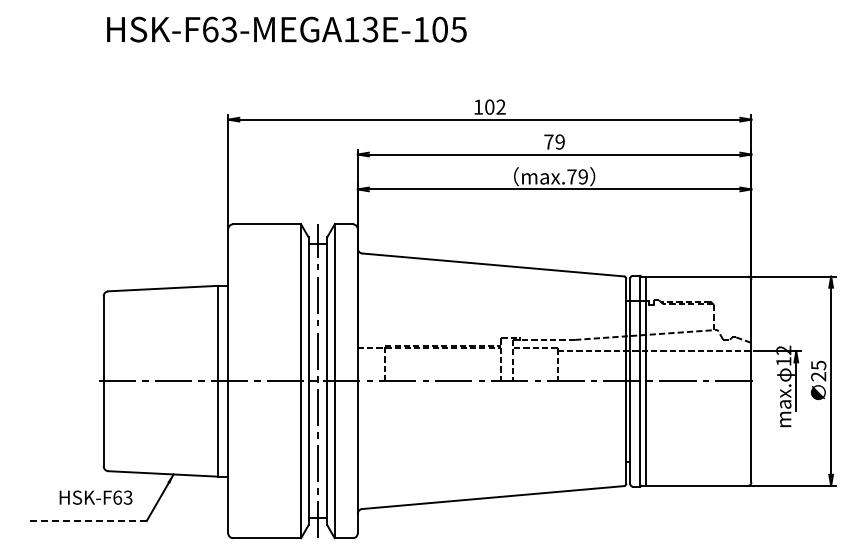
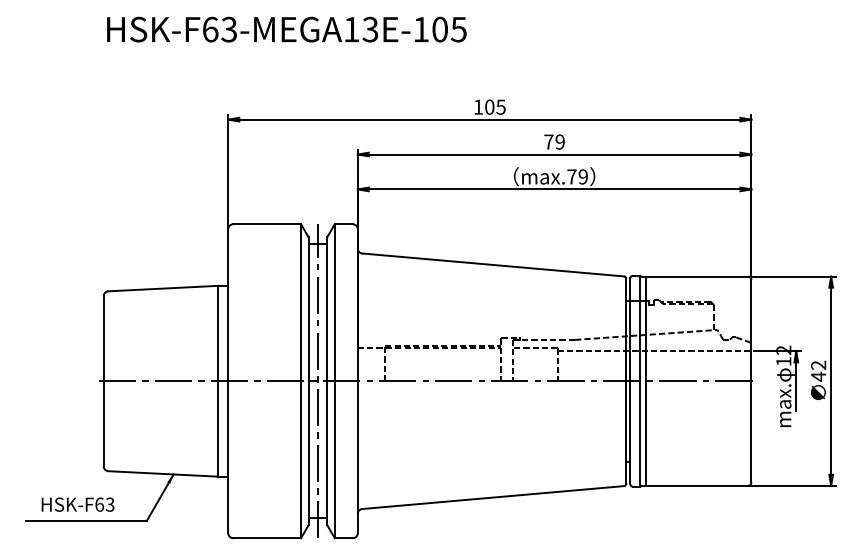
text: 102 -> 105 (500, 106)
text: 25 -> 42 (818, 370)
text position: (95, 497) -> (77, 504) (77, 504)
line: dashed -> solid (85, 521)
